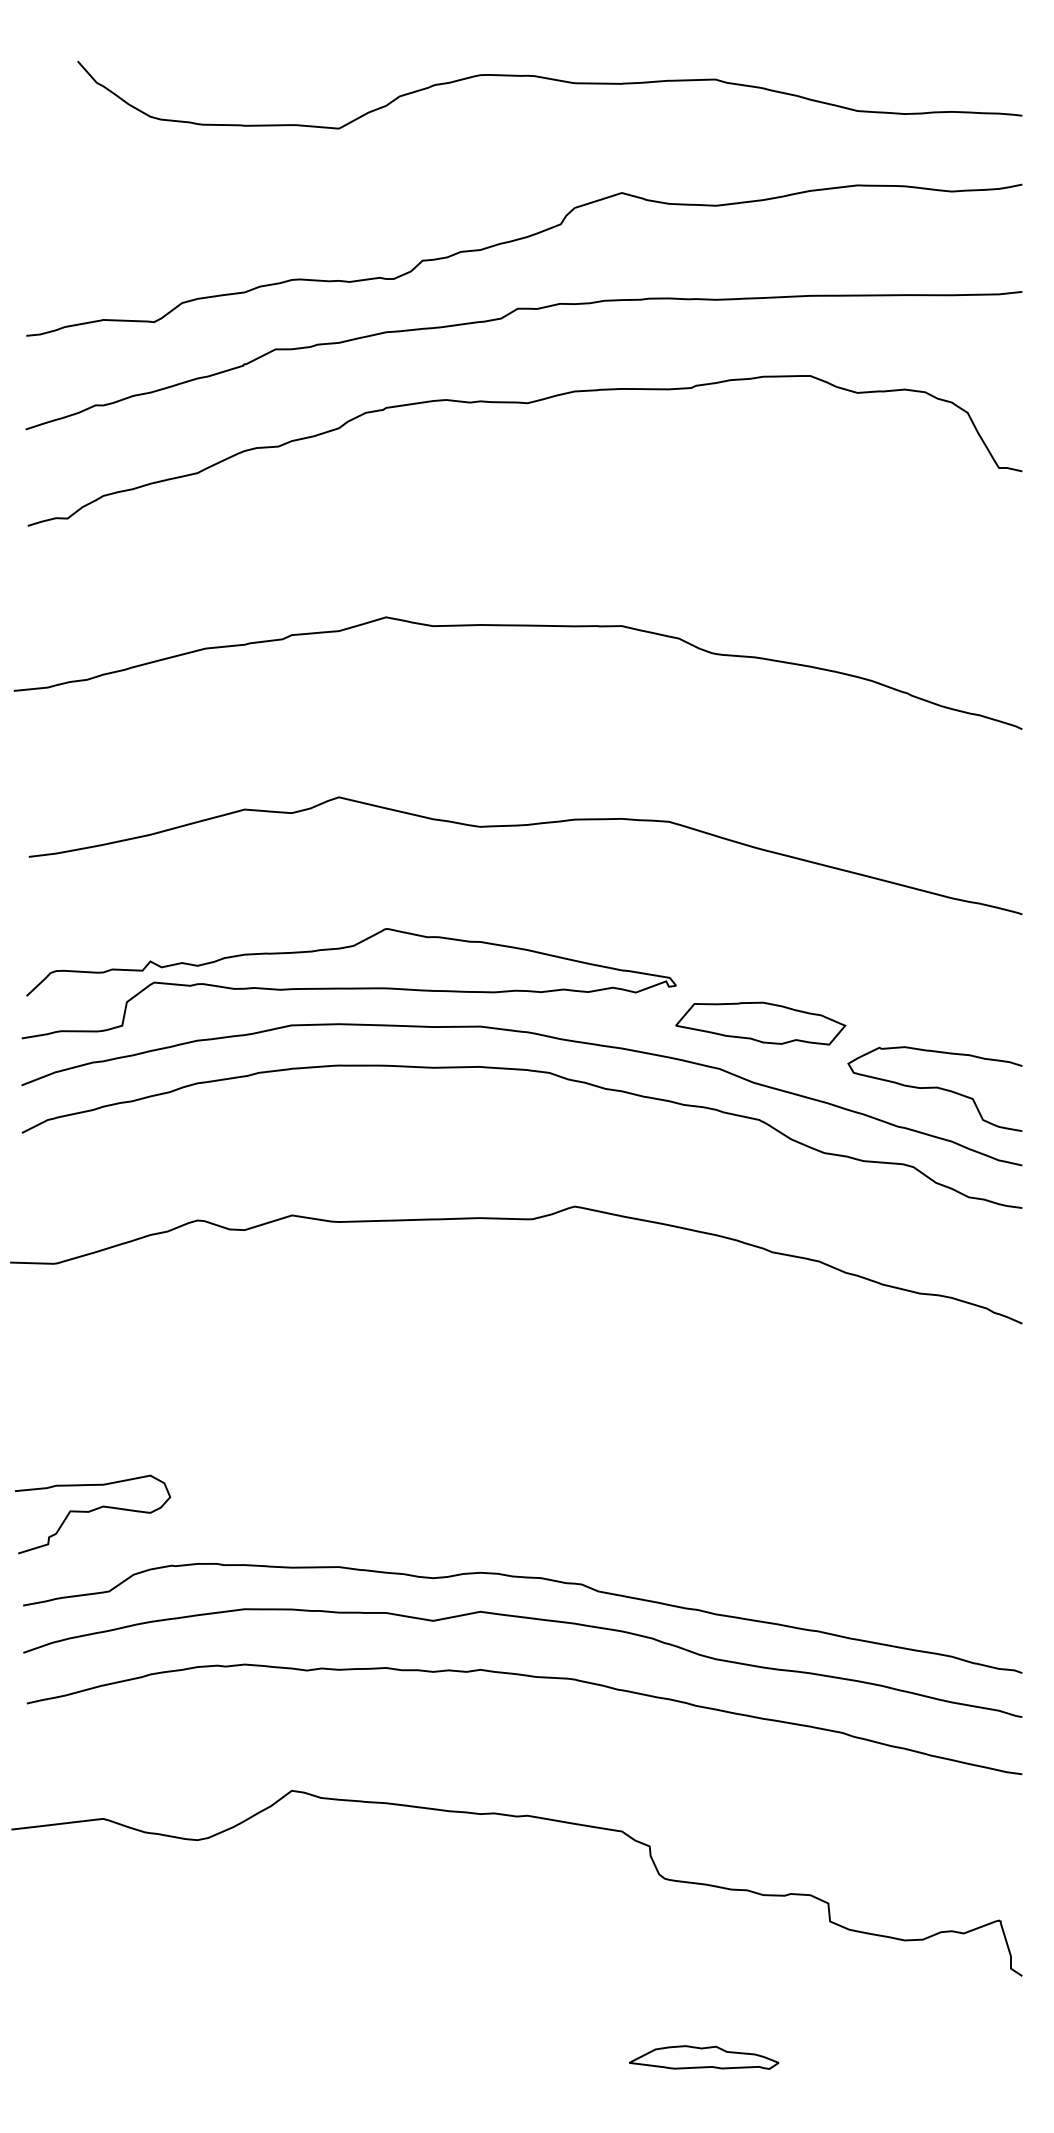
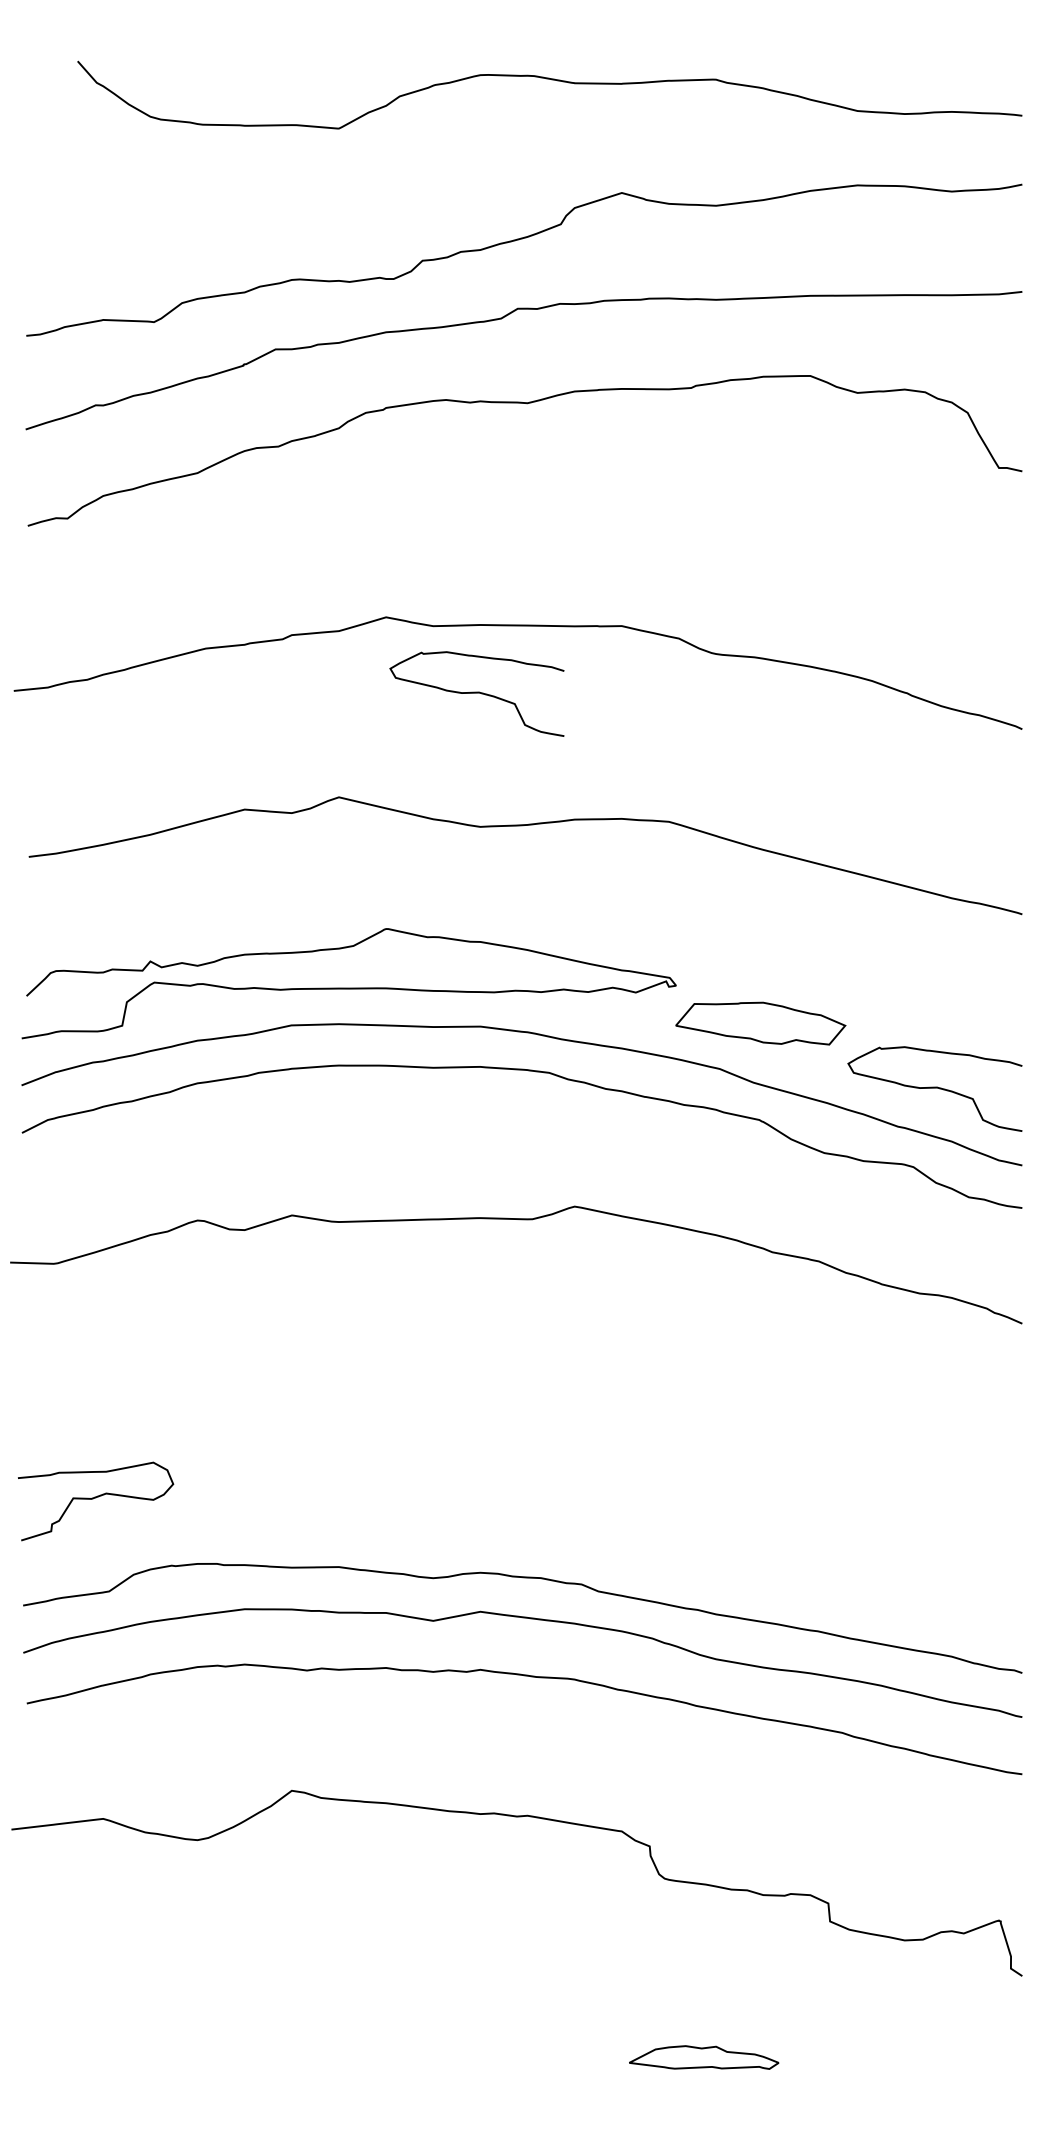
curve: none -> present (476, 693)
curve position: (93, 1511) -> (96, 1498) (96, 1498)
